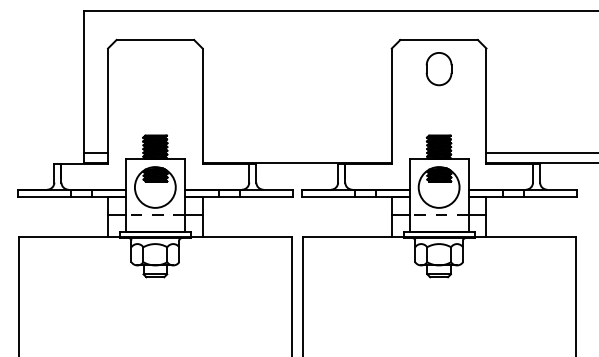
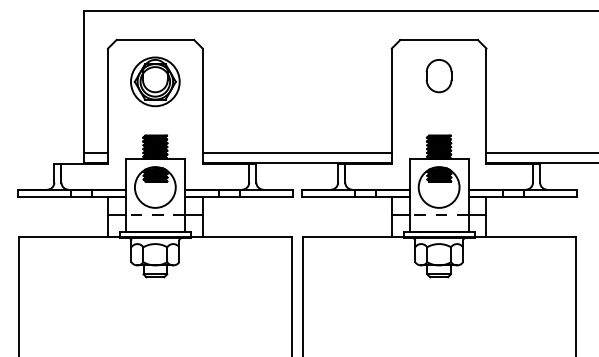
part position: (438, 69) -> (438, 76) (438, 76)
part: none -> present (155, 81)
line: none -> present (296, 152)
